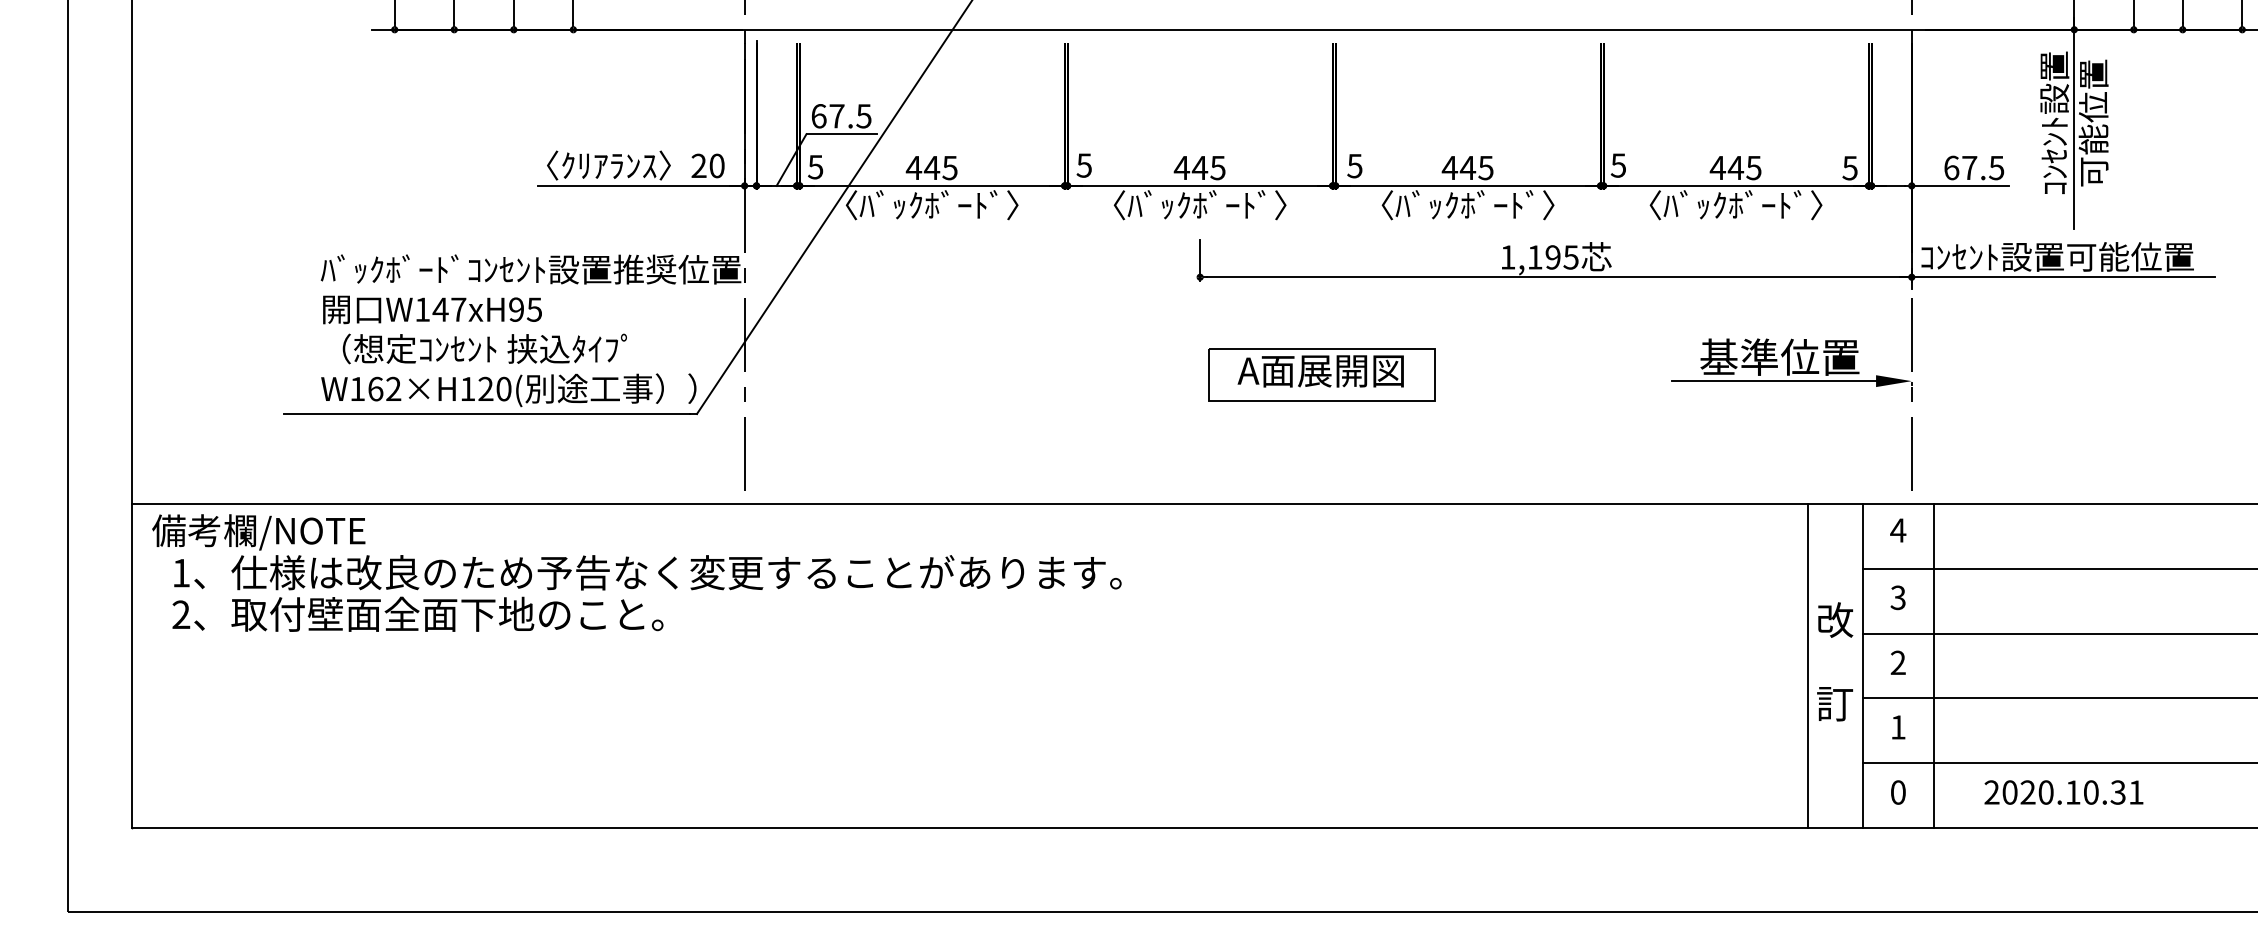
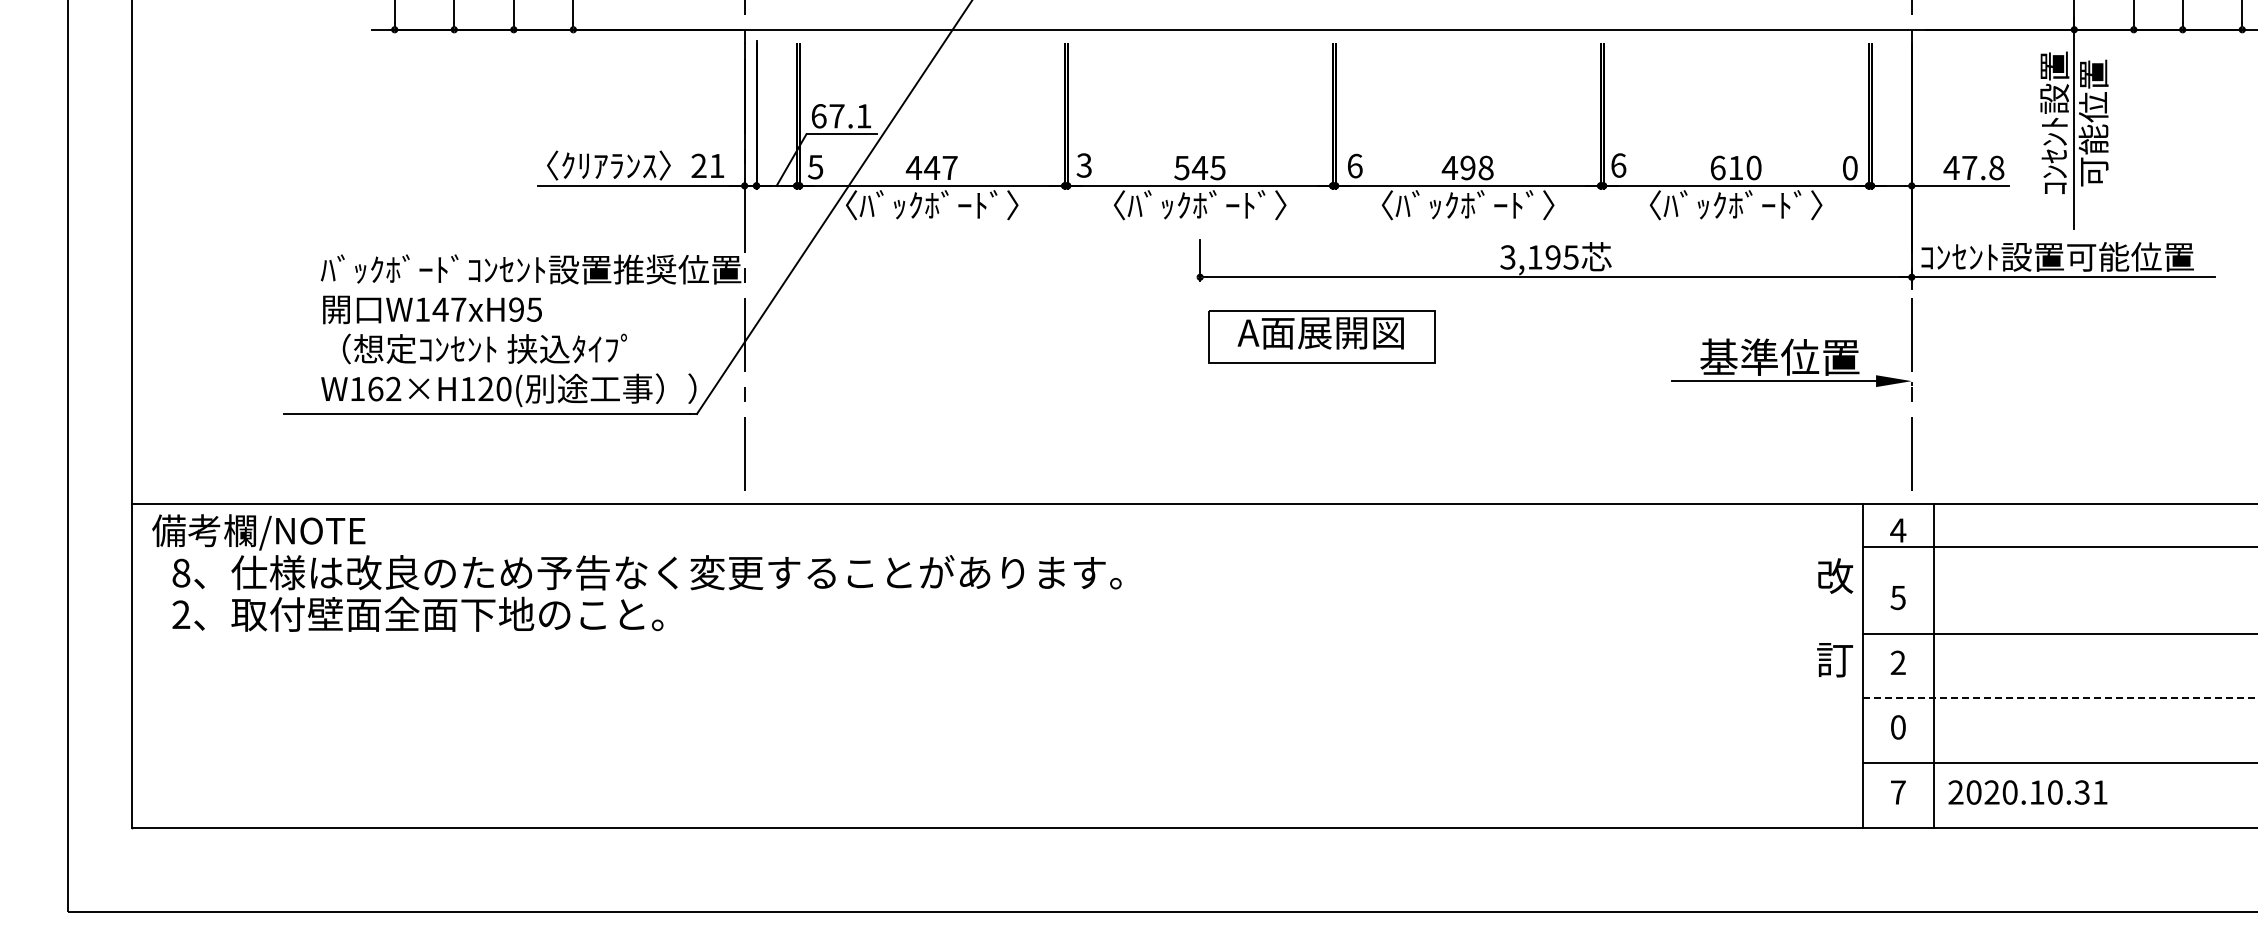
text: 67.5 -> 67.1 (863, 116)
text: 20 -> 21 (716, 165)
text: 5 -> 3 (1084, 165)
text: 5 -> 6 (1354, 165)
text: 5 -> 6 (1618, 165)
text: 445 -> 498 (1476, 167)
text: 445 -> 610 (1735, 167)
text: 5 -> 0 (1849, 167)
text: 67.5 -> 47.8 (1973, 167)
text: 445 -> 447 (949, 168)
text: 445 -> 545 (1181, 168)
text: 1,195 -> 3,195 (1507, 257)
part position: (1321, 374) -> (1321, 336) (1321, 336)
line position: (2058, 568) -> (2058, 546) (2058, 546)
text: 1 -> 8 (181, 572)
text: 3 -> 5 (1897, 597)
text position: (1835, 661) -> (1835, 617) (1835, 617)
line: present -> none (1807, 665)
line: solid -> dashed (2060, 698)
text: 1 -> 0 (1898, 727)
text: 0 -> 7 (1898, 792)
text position: (2063, 792) -> (2027, 792) (2027, 792)
